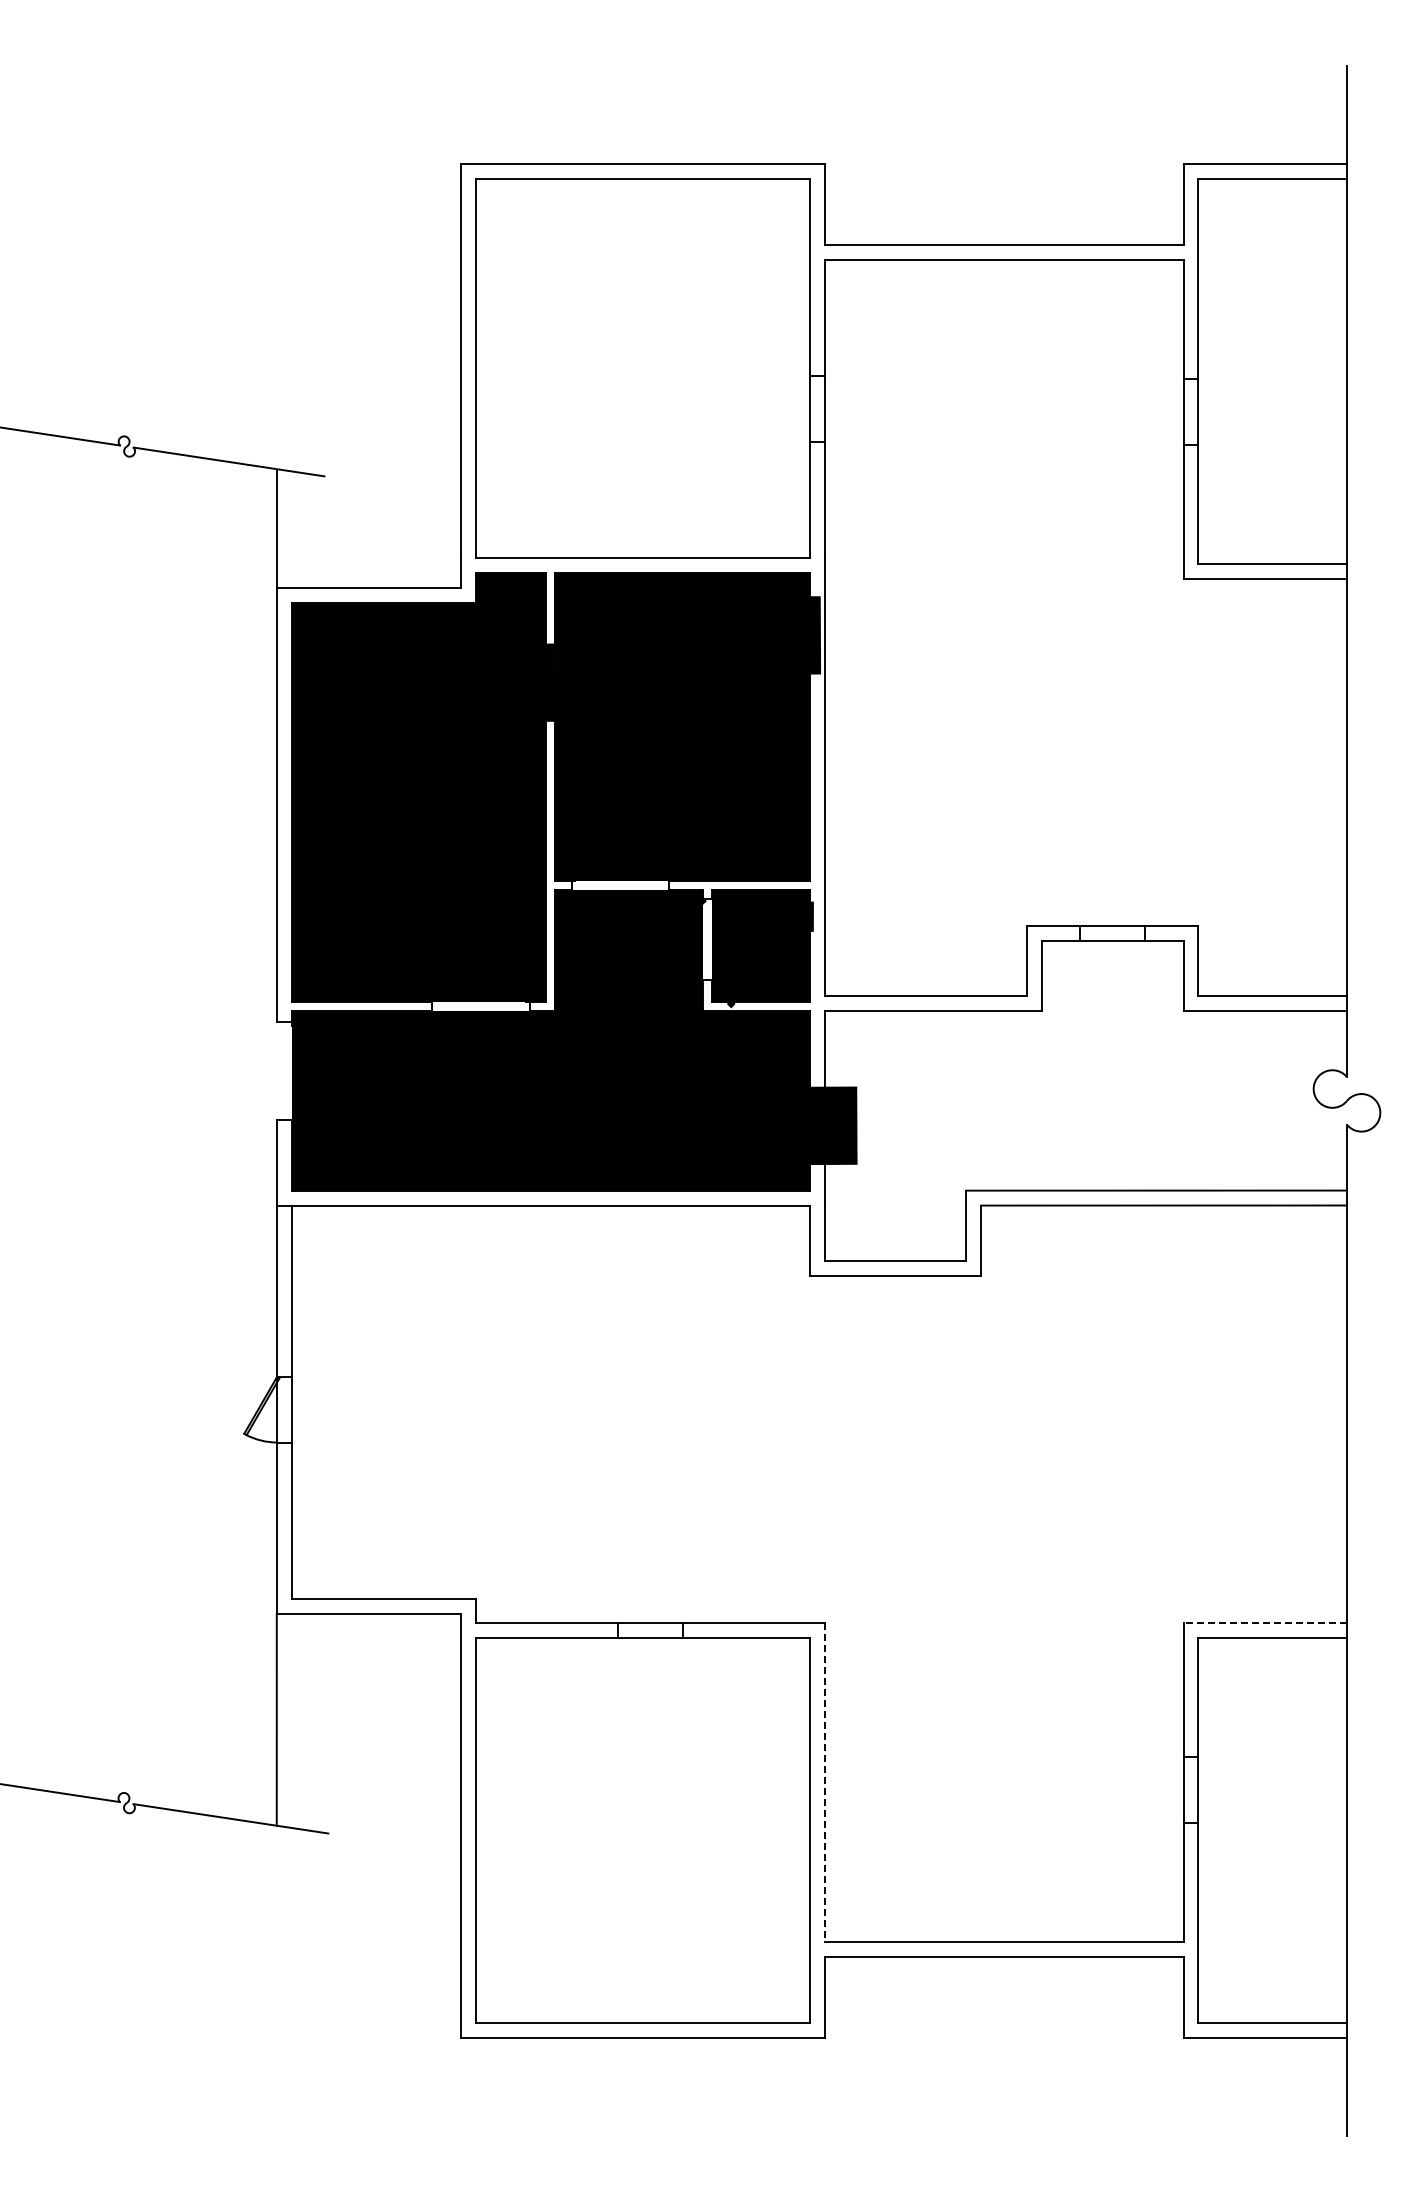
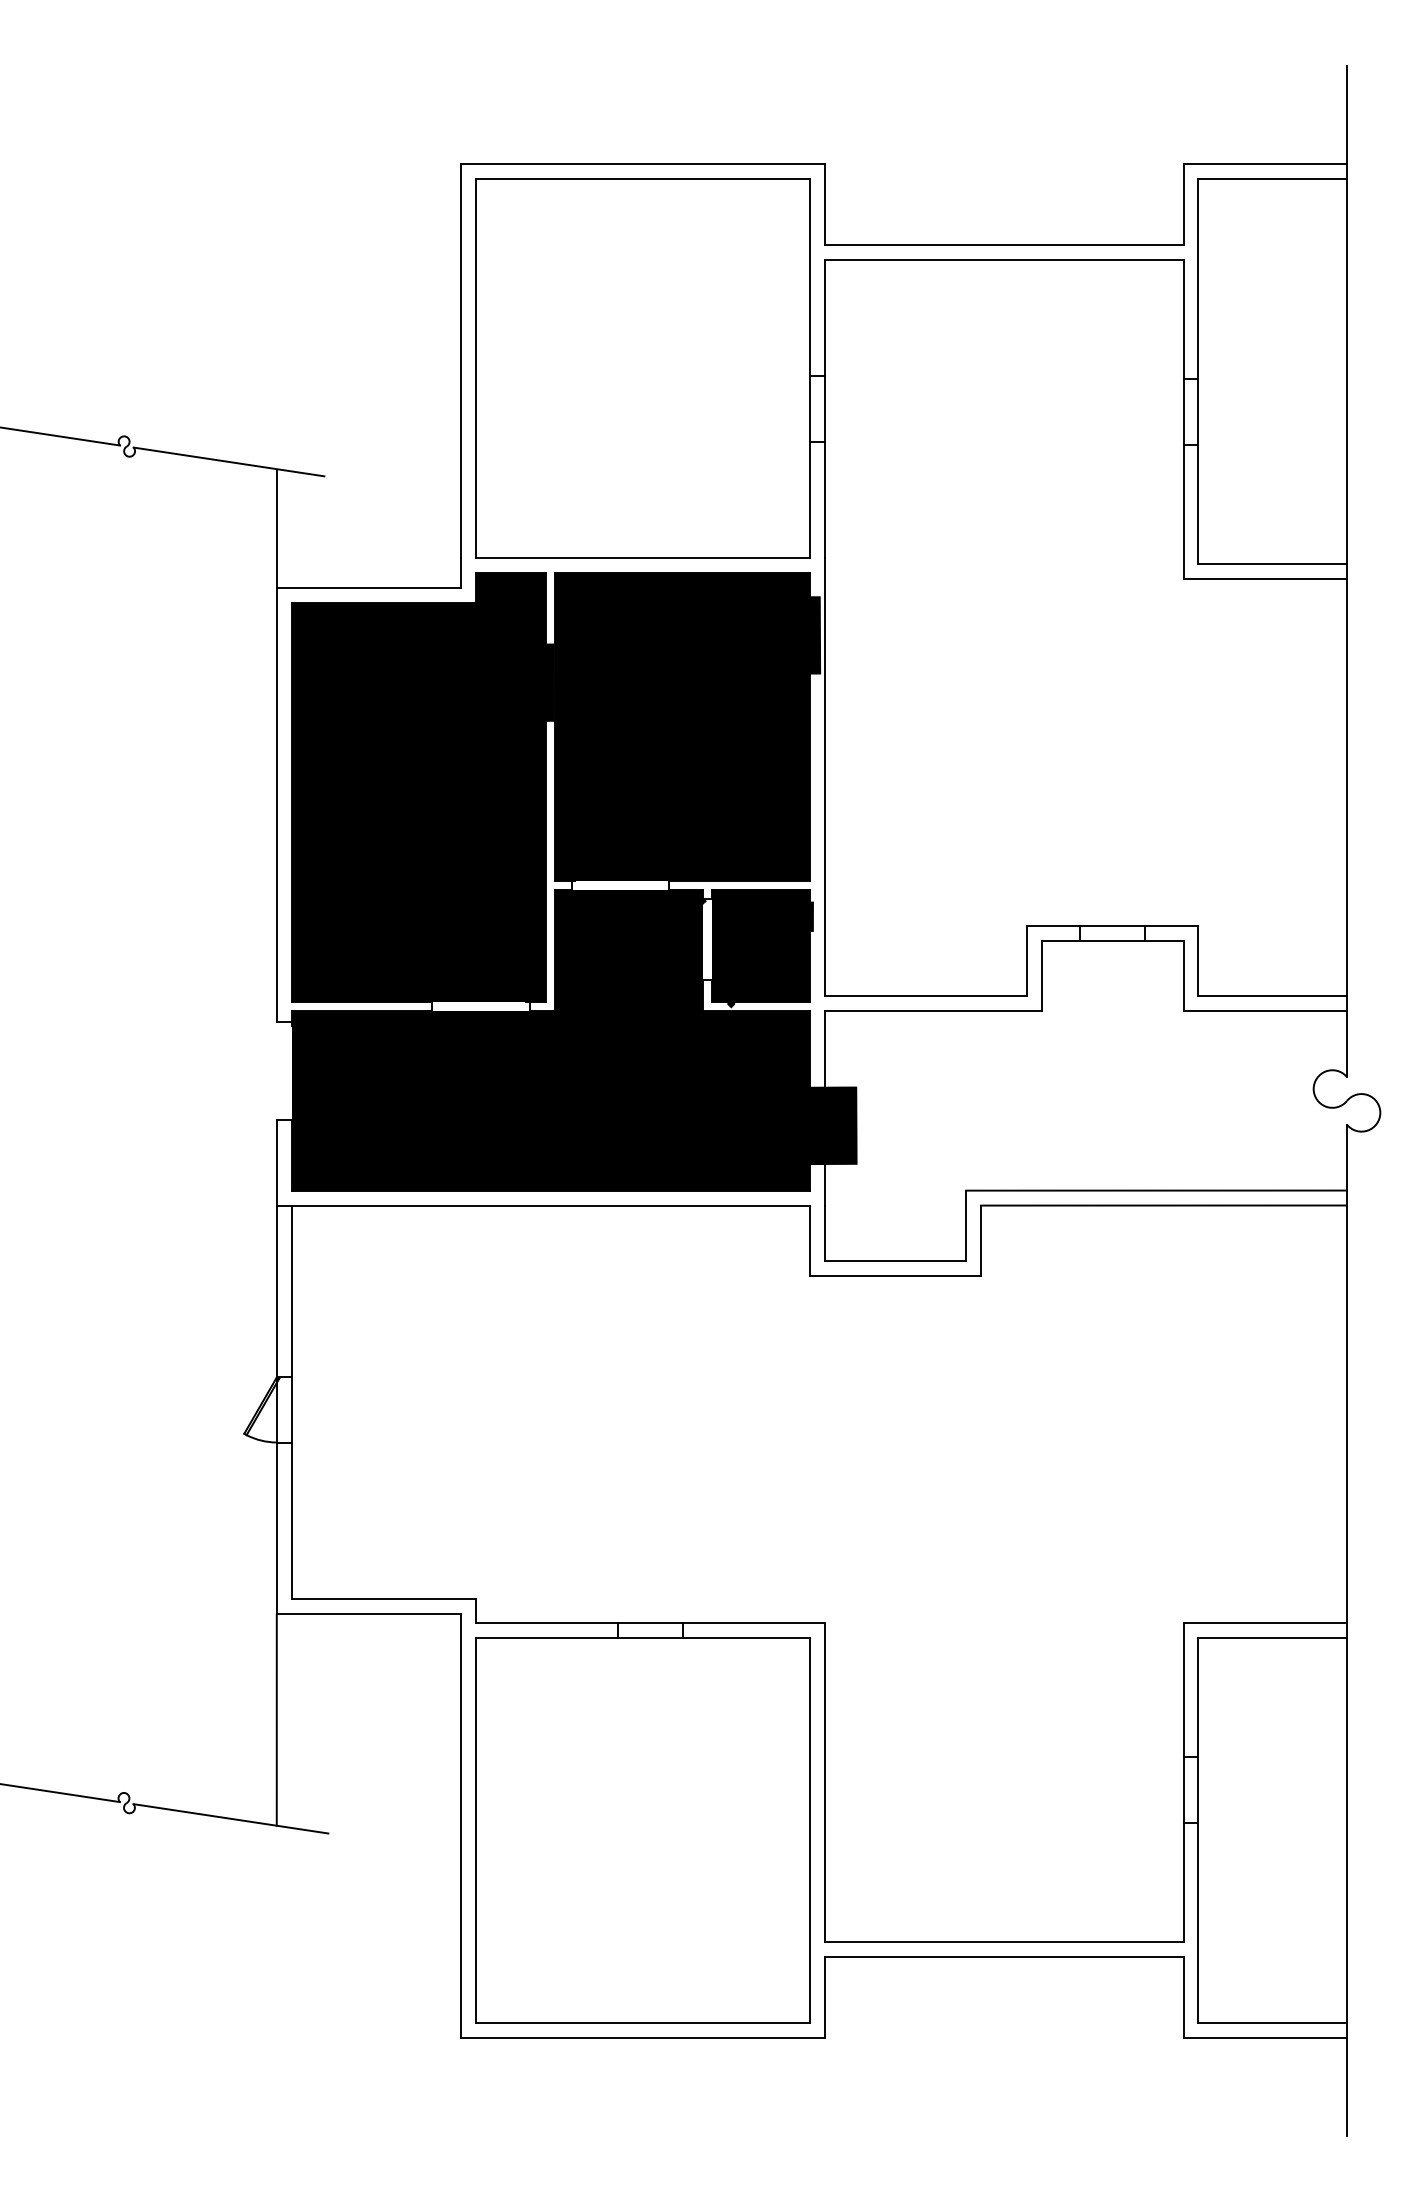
line: dashed -> solid (1265, 1623)
line: dashed -> solid (824, 1782)
